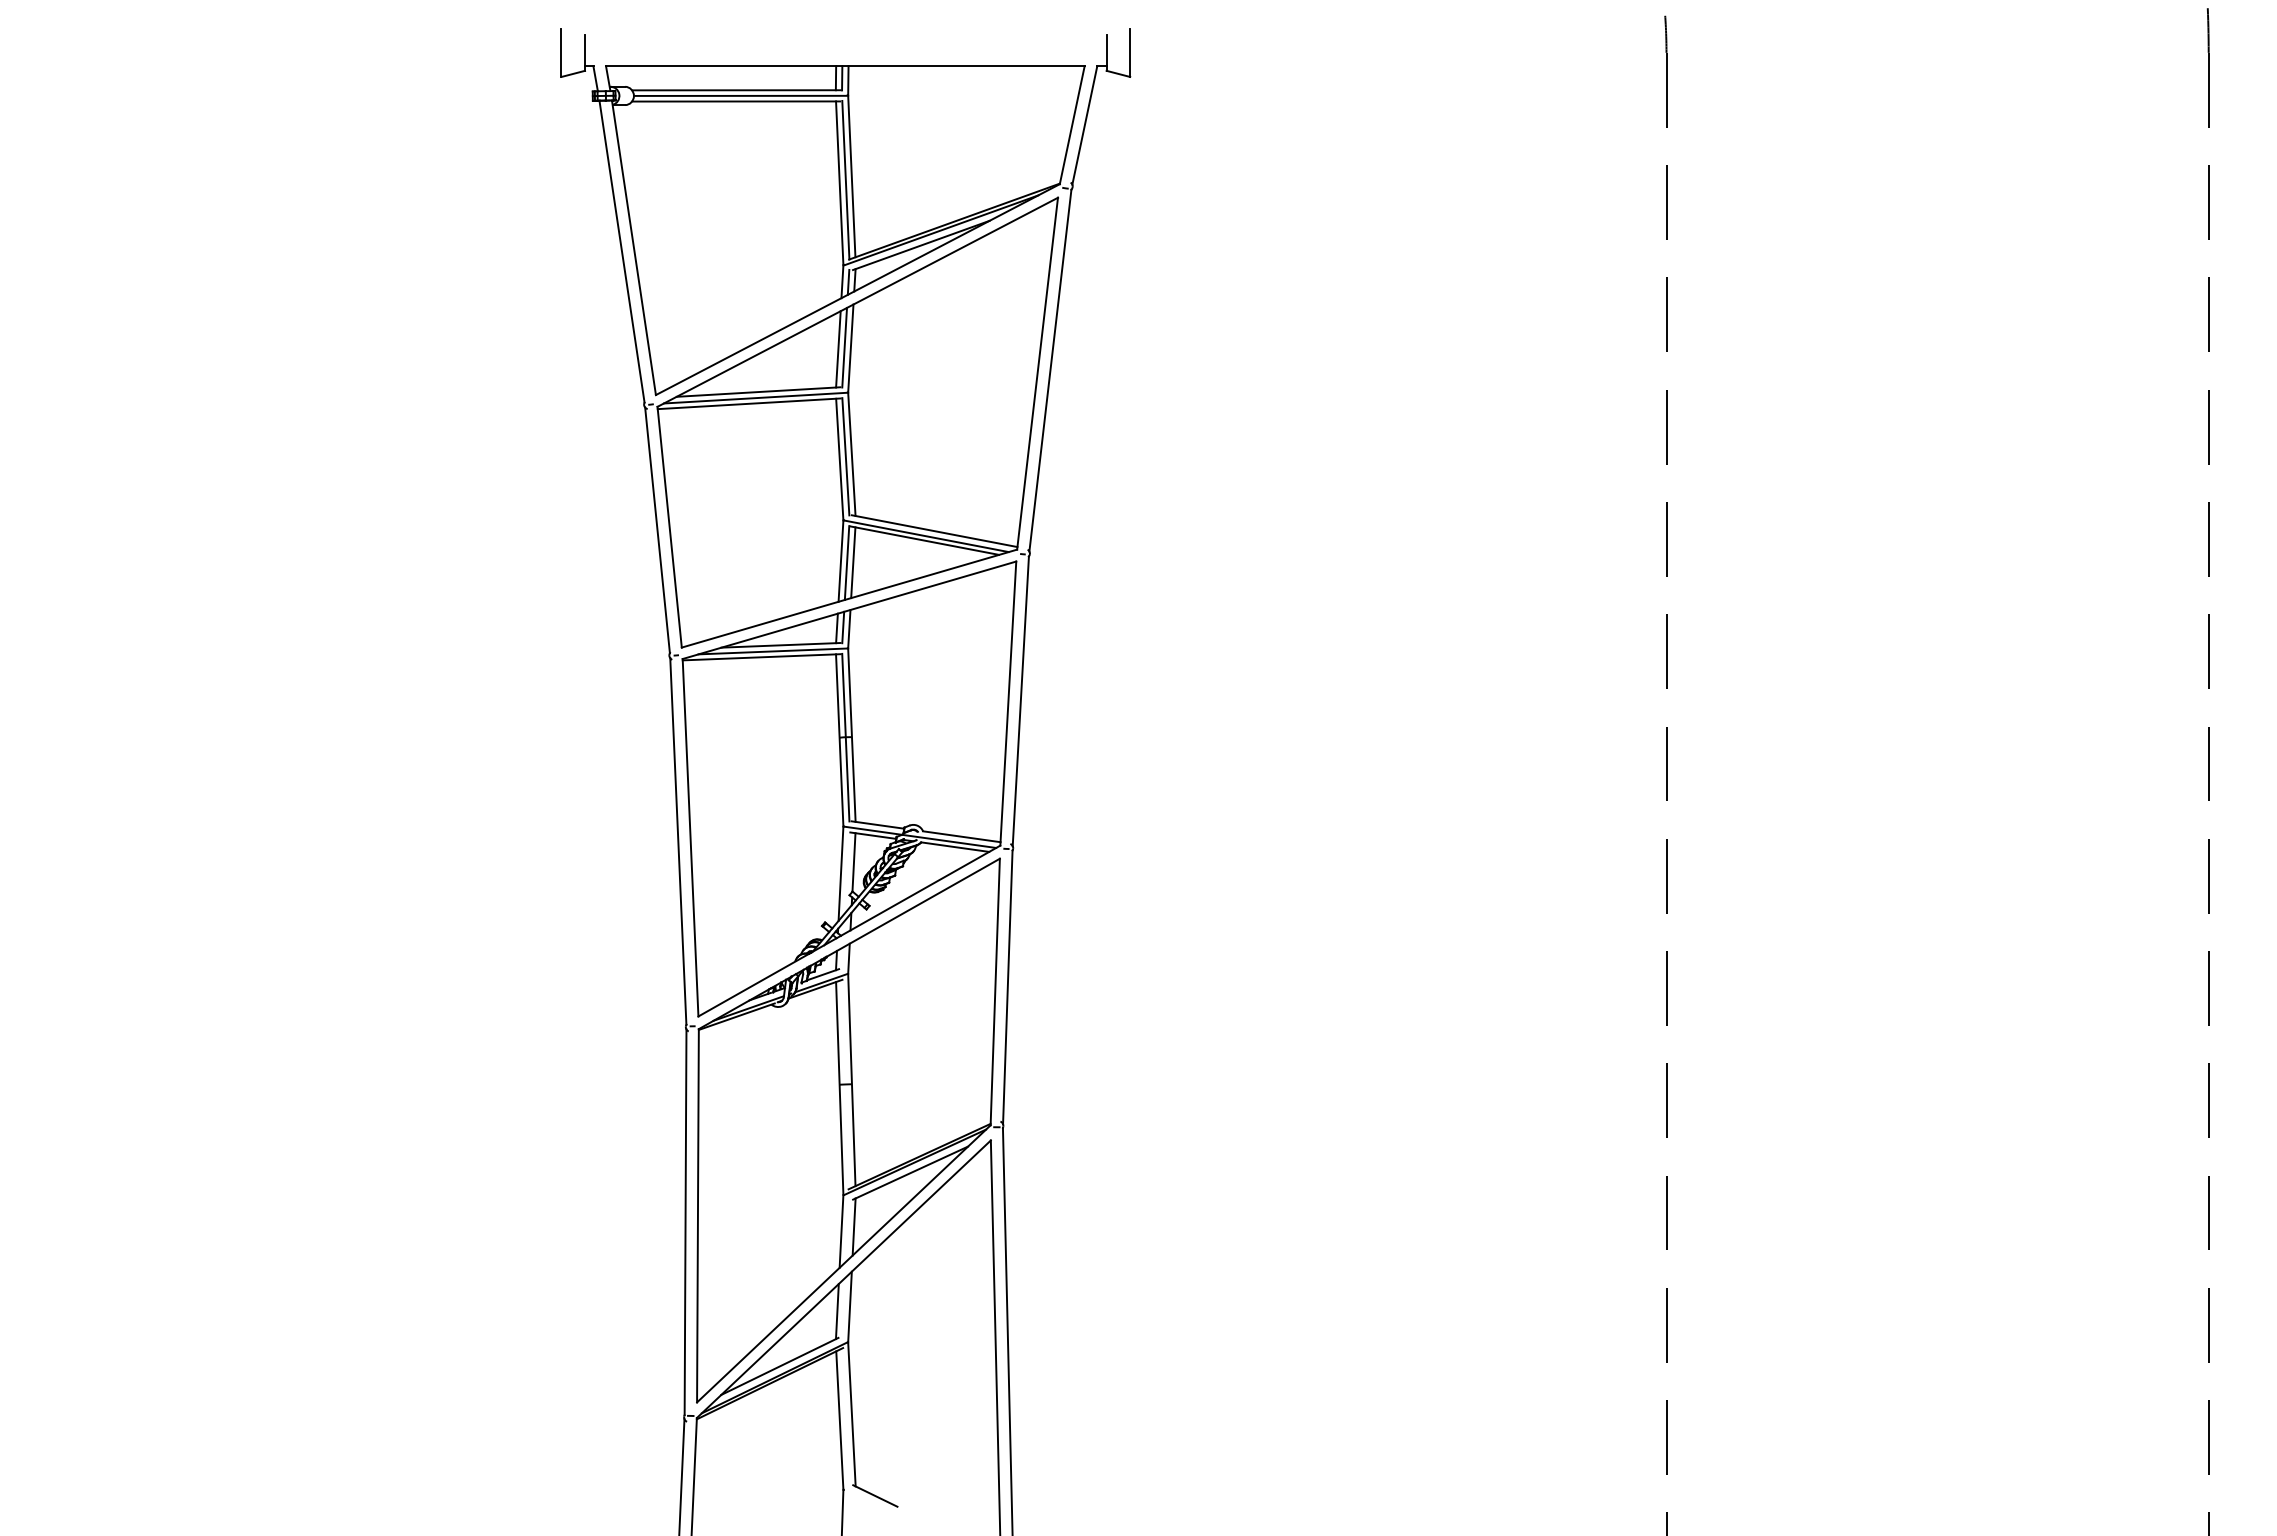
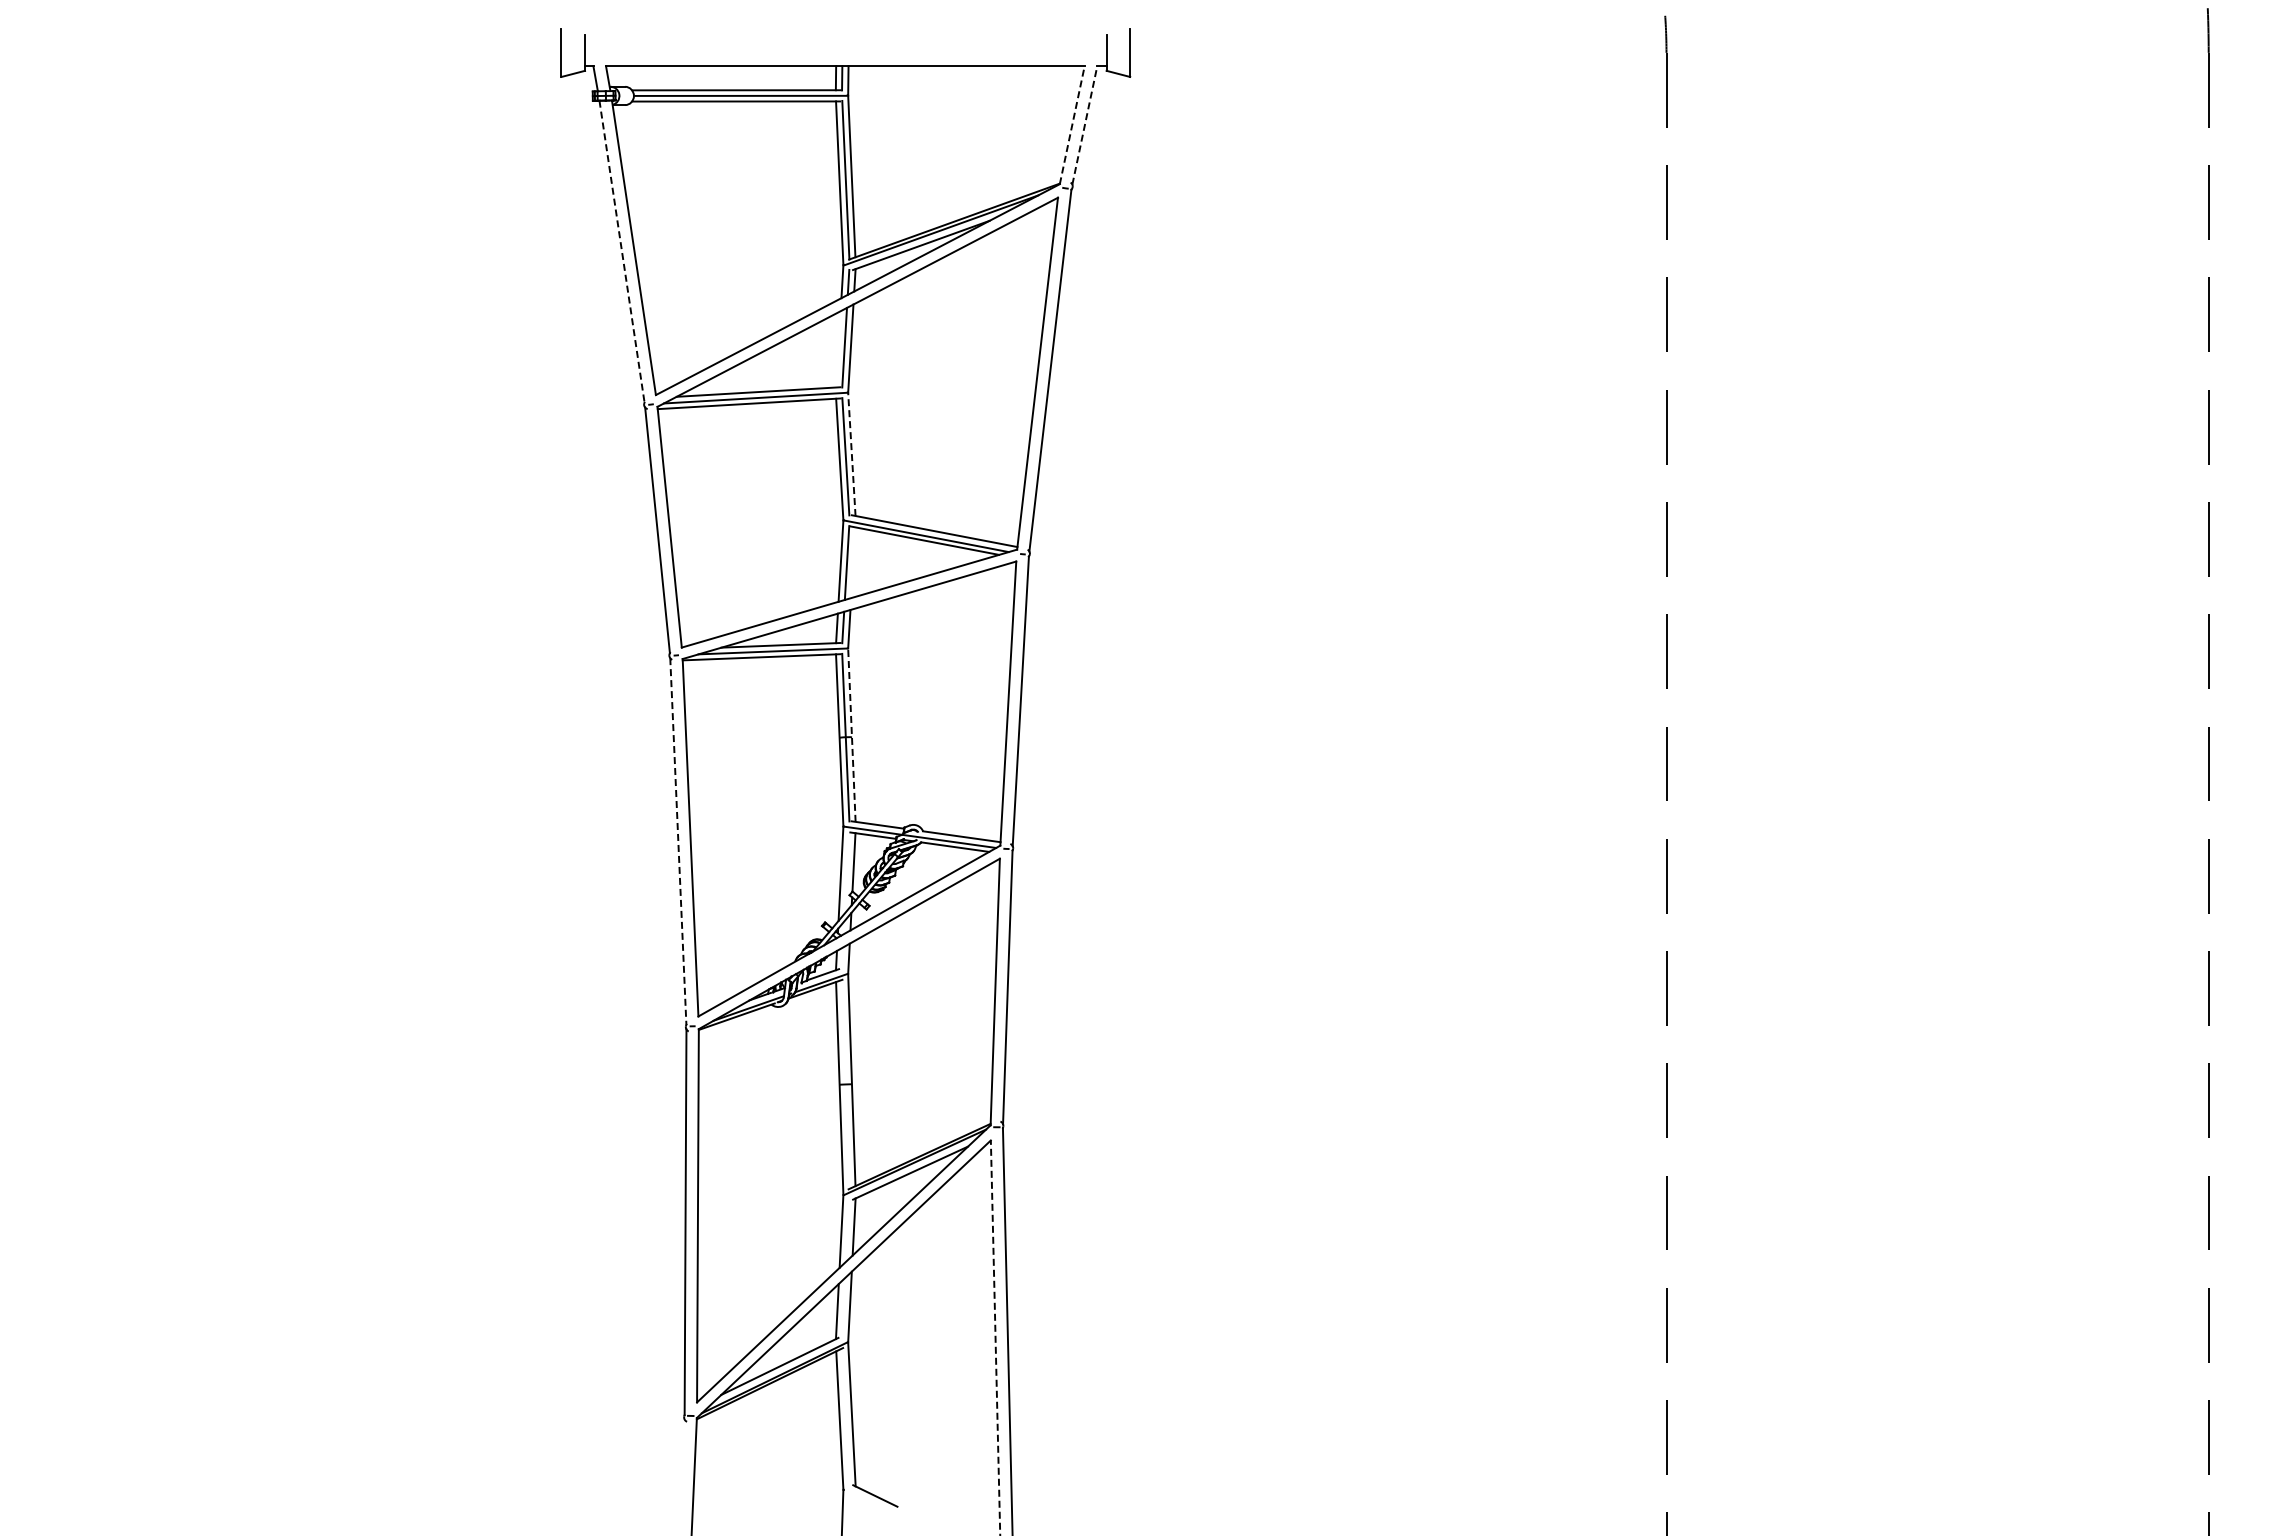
line: solid -> dashed (1072, 124)
line: solid -> dashed (1084, 125)
line: solid -> dashed (622, 251)
line: present -> none (838, 349)
line: solid -> dashed (851, 454)
line: present -> none (853, 562)
line: solid -> dashed (851, 735)
line: solid -> dashed (678, 841)
line: solid -> dashed (995, 1338)
line: present -> none (681, 1475)
